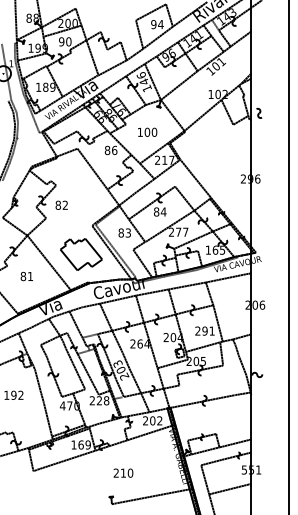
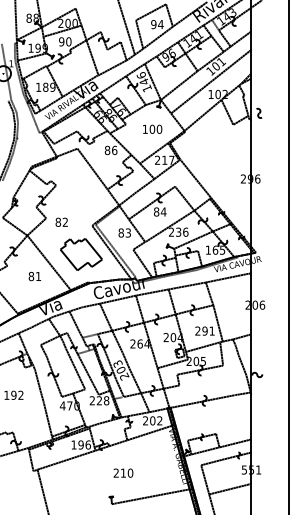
line: none -> present (126, 28)
line: none -> present (211, 81)
text position: (147, 131) -> (152, 128) (152, 128)
text position: (61, 204) -> (61, 221) (61, 221)
text: 277 -> 236 (182, 231)
text position: (26, 276) -> (34, 276) (34, 276)
text: 169 -> 196 (84, 444)
line: none -> present (42, 490)
